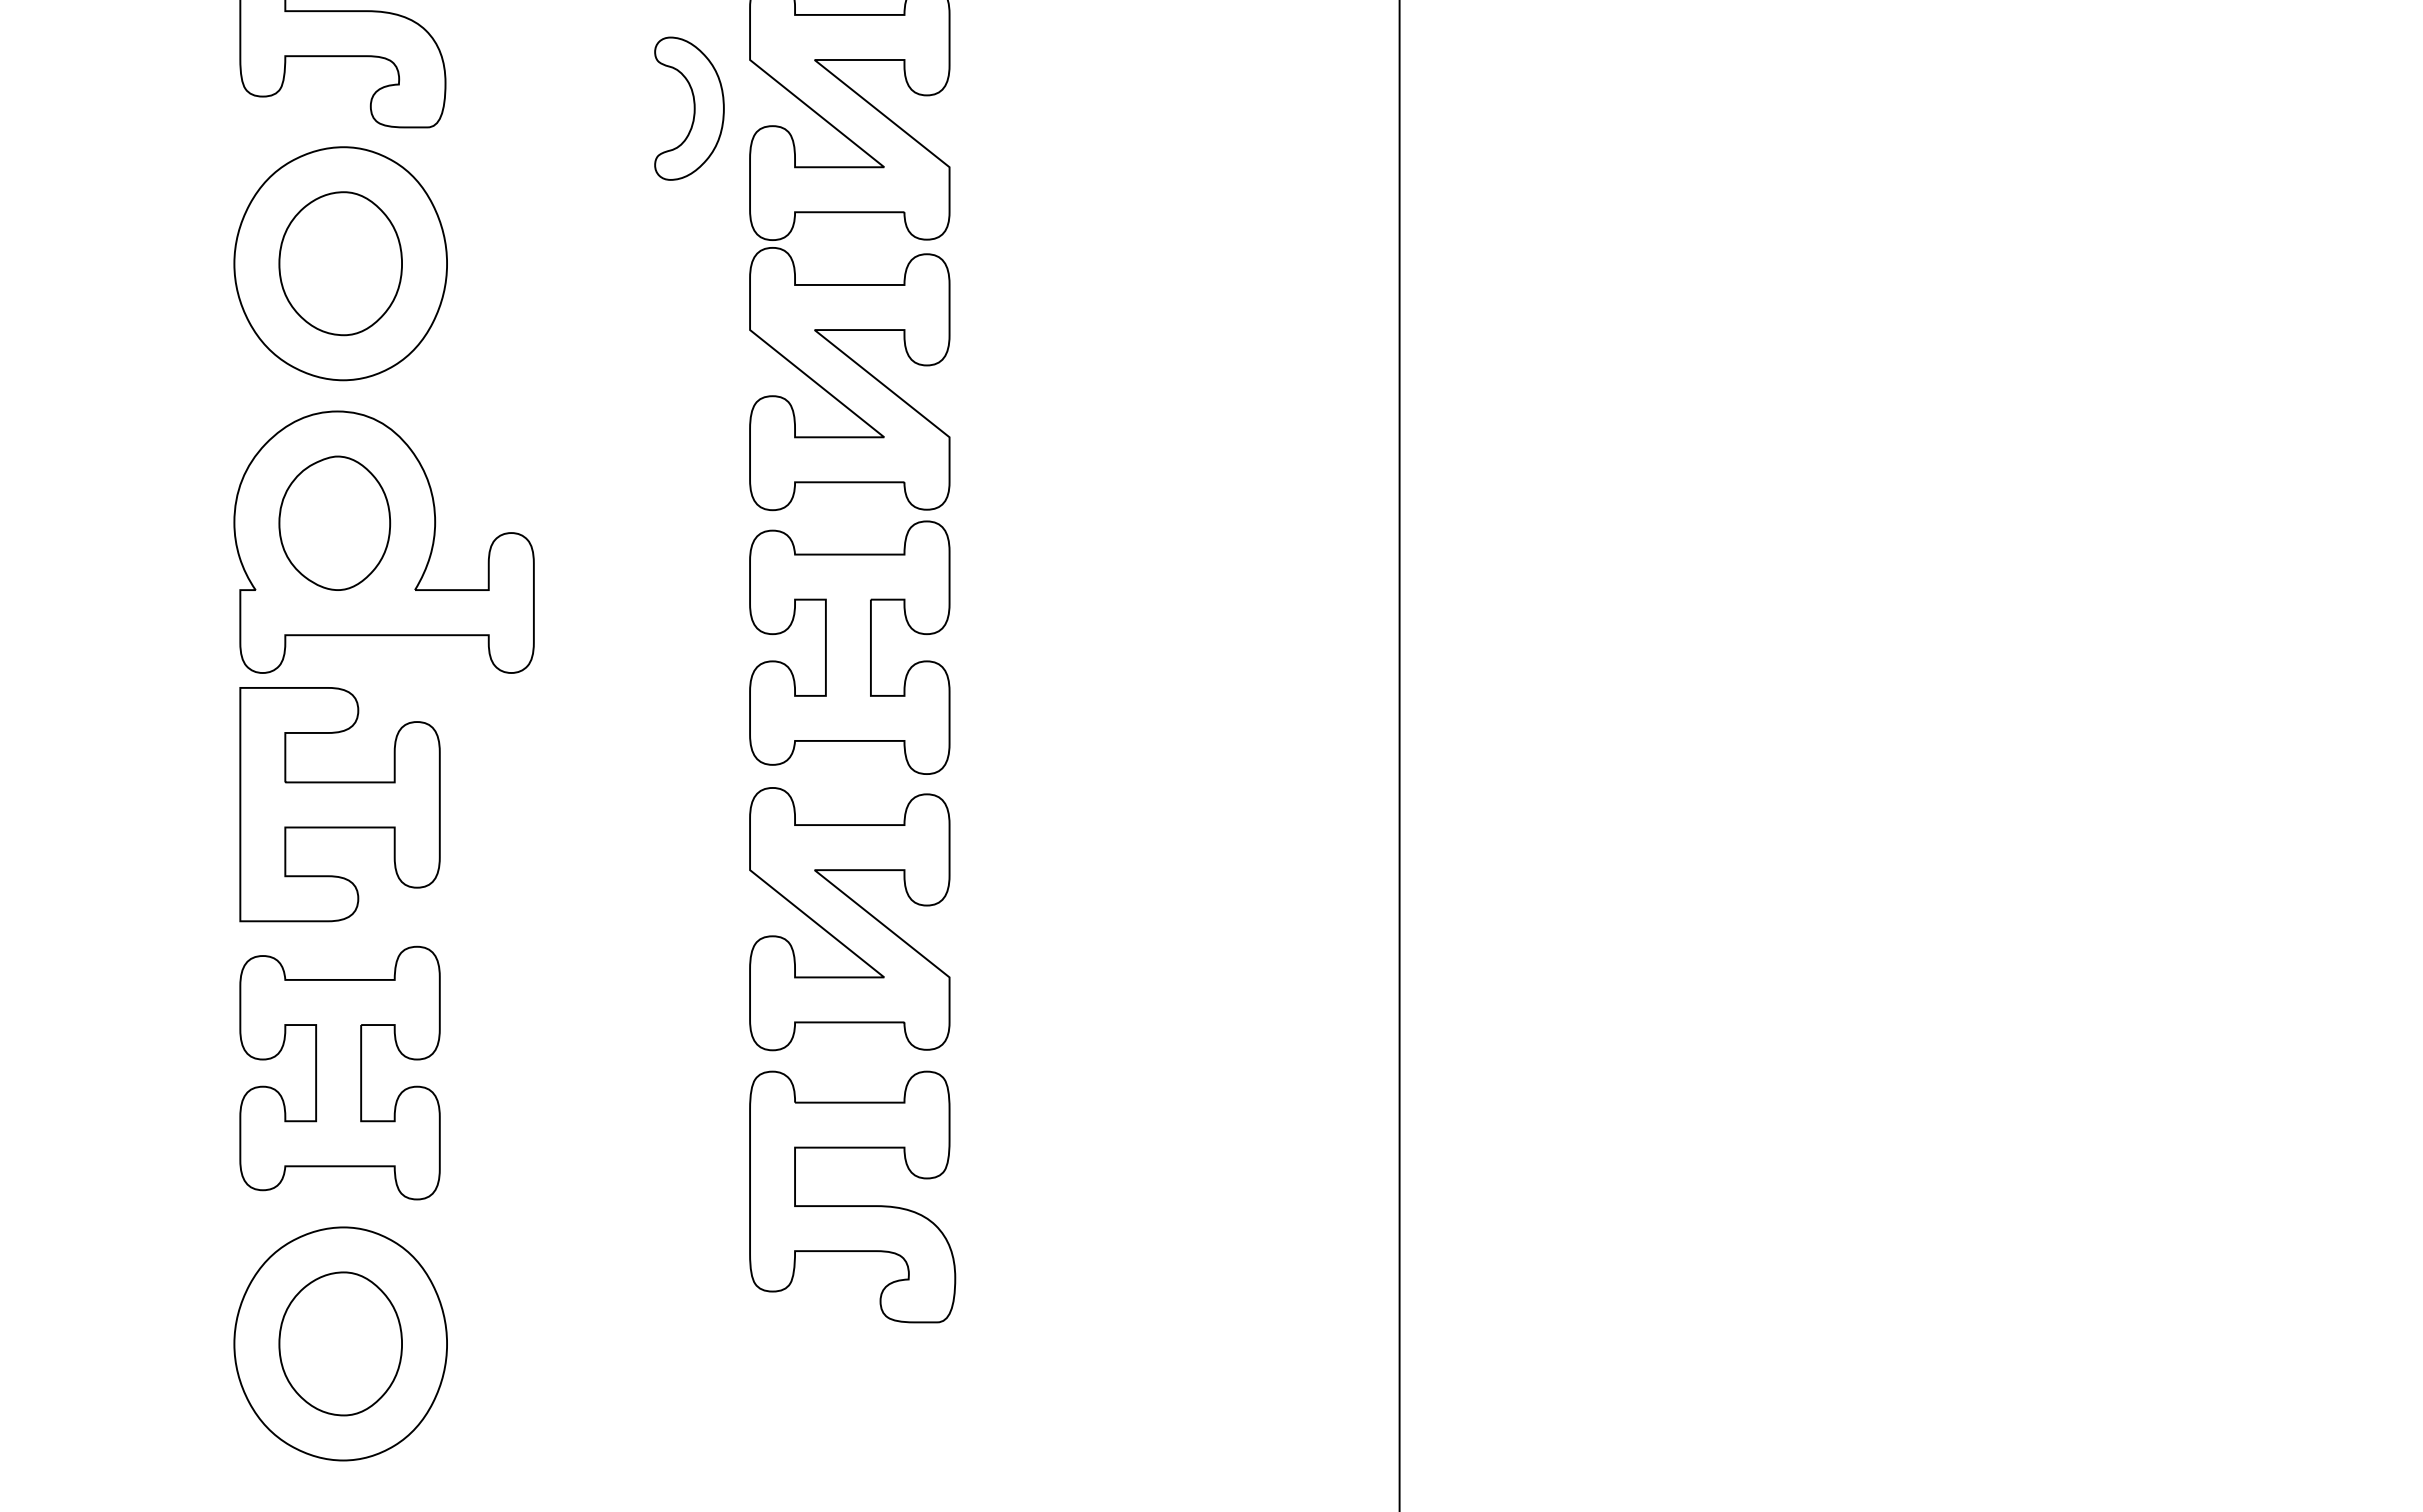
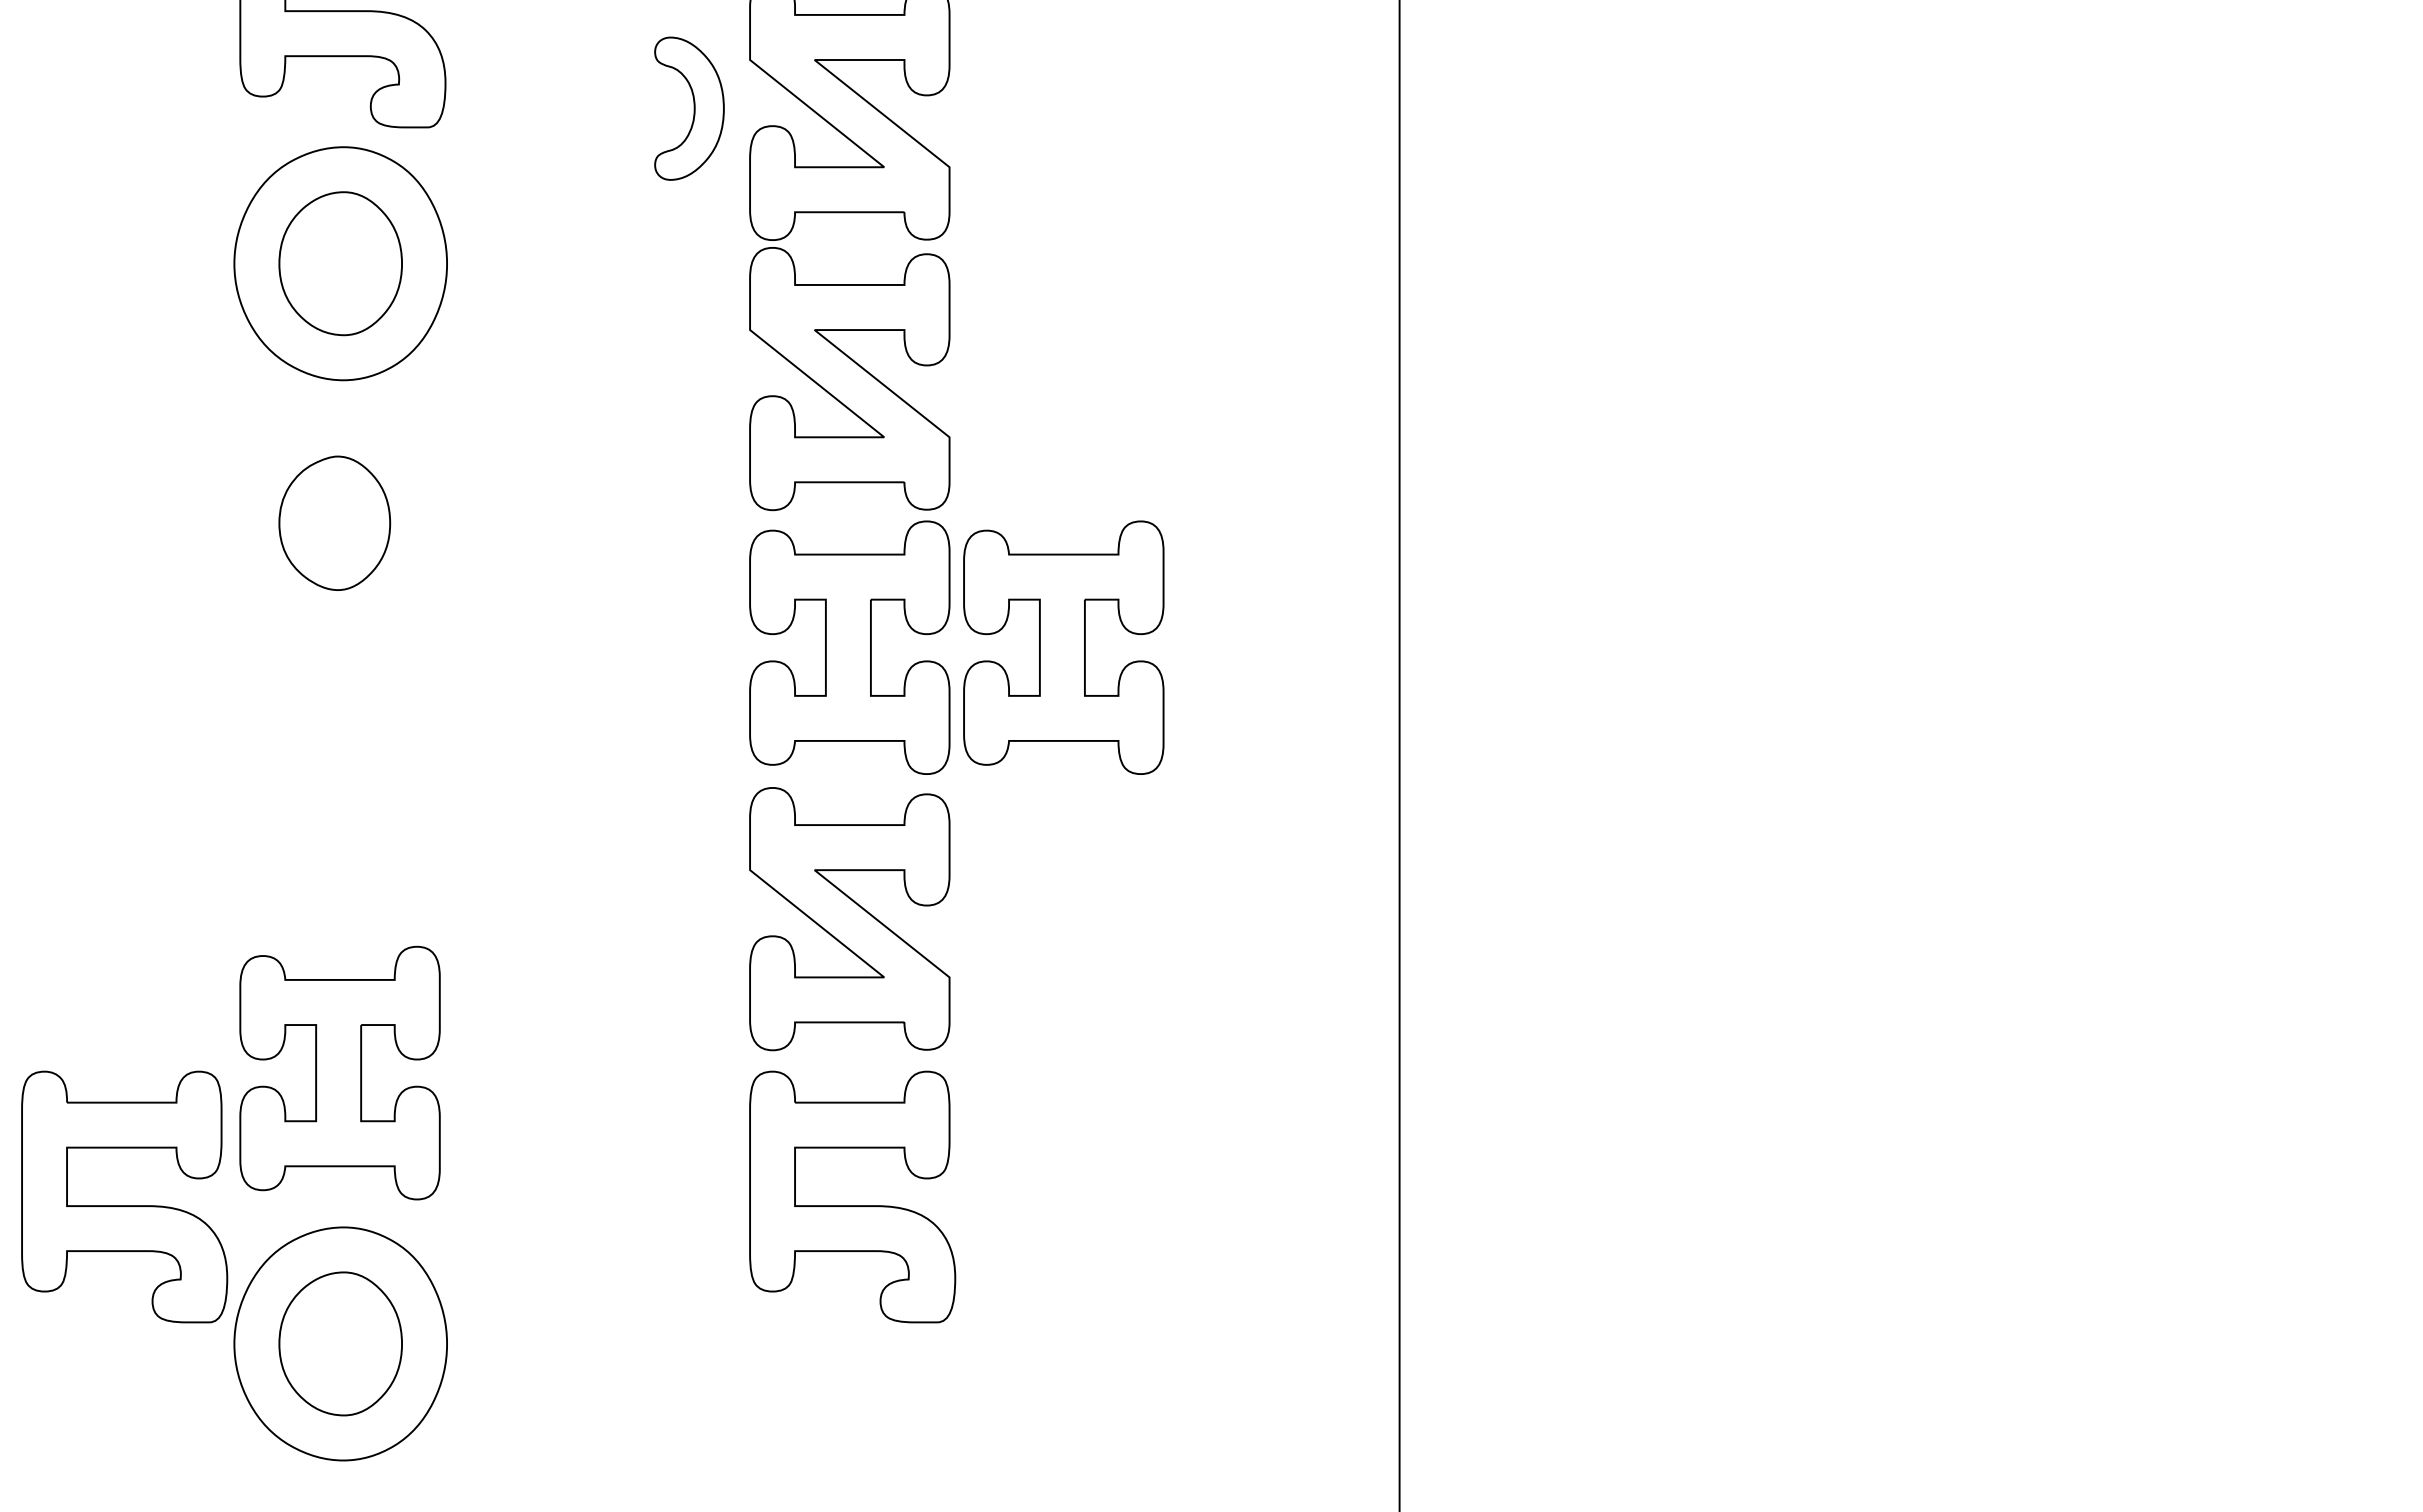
part: present -> none (383, 541)
part: none -> present (1063, 647)
part: present -> none (339, 804)
part: none -> present (124, 1205)
